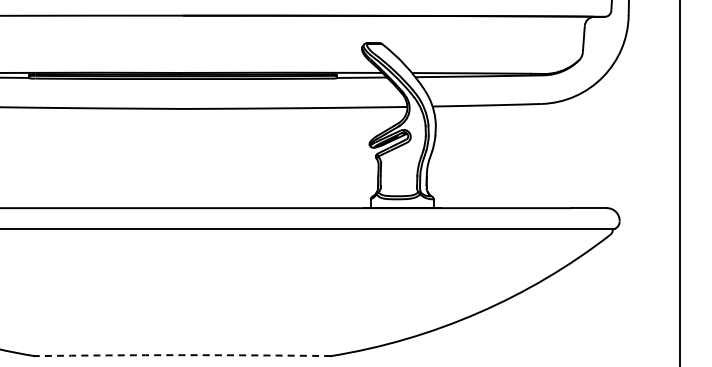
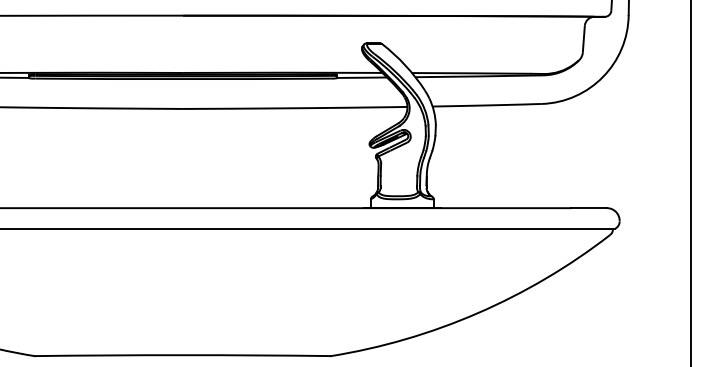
line position: (679, 182) -> (690, 182) (690, 182)
arc: dashed -> solid (182, 355)
